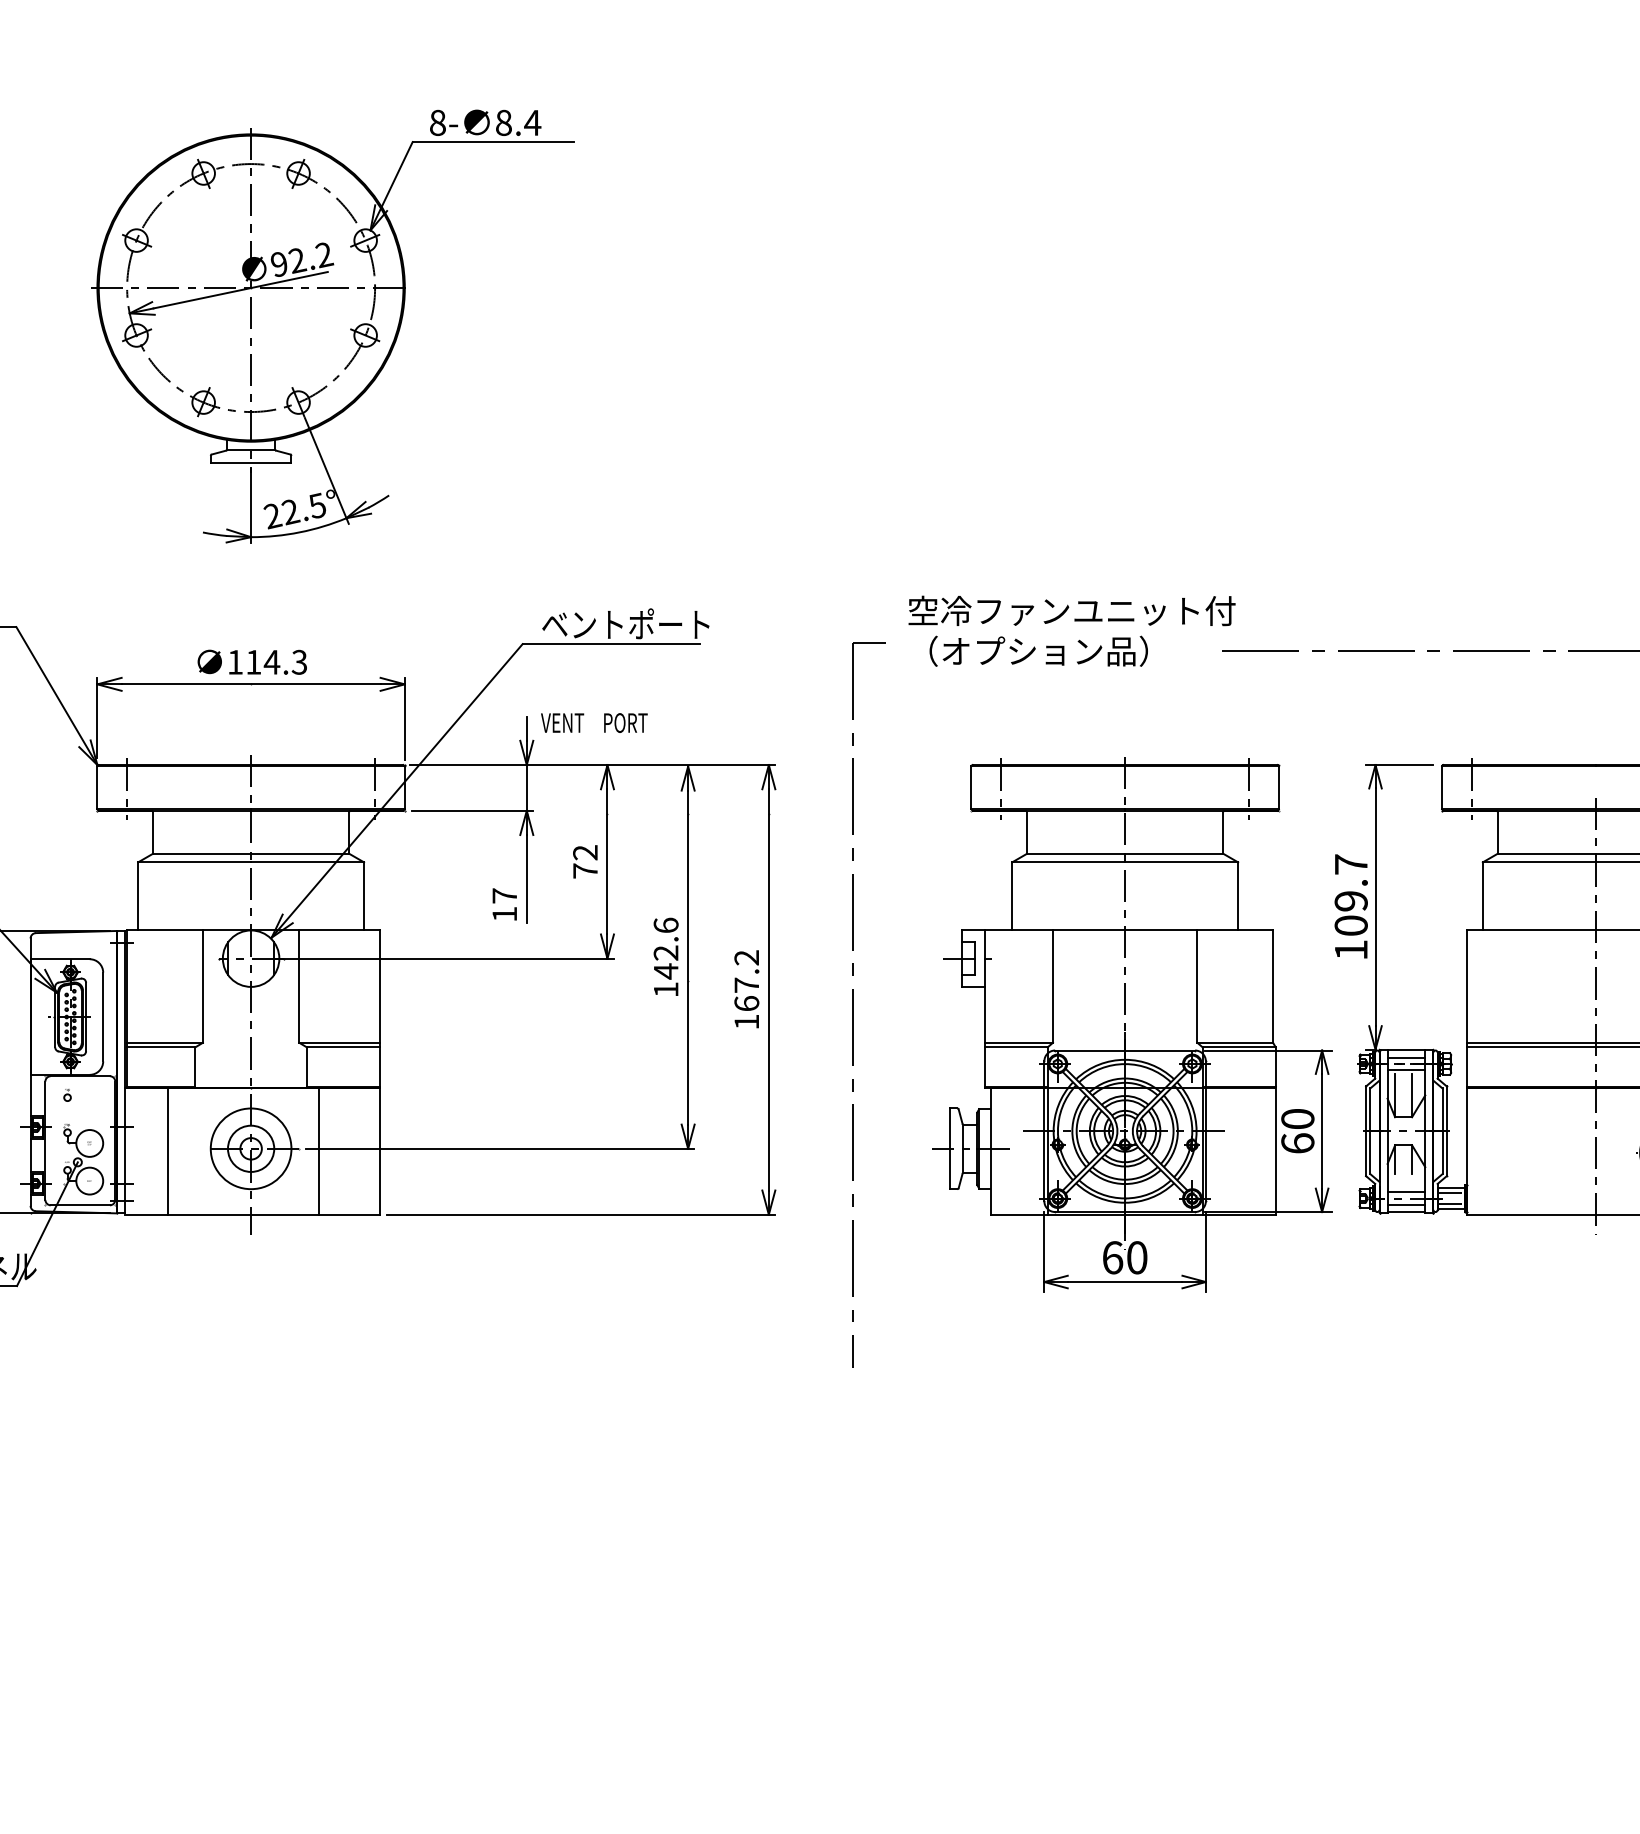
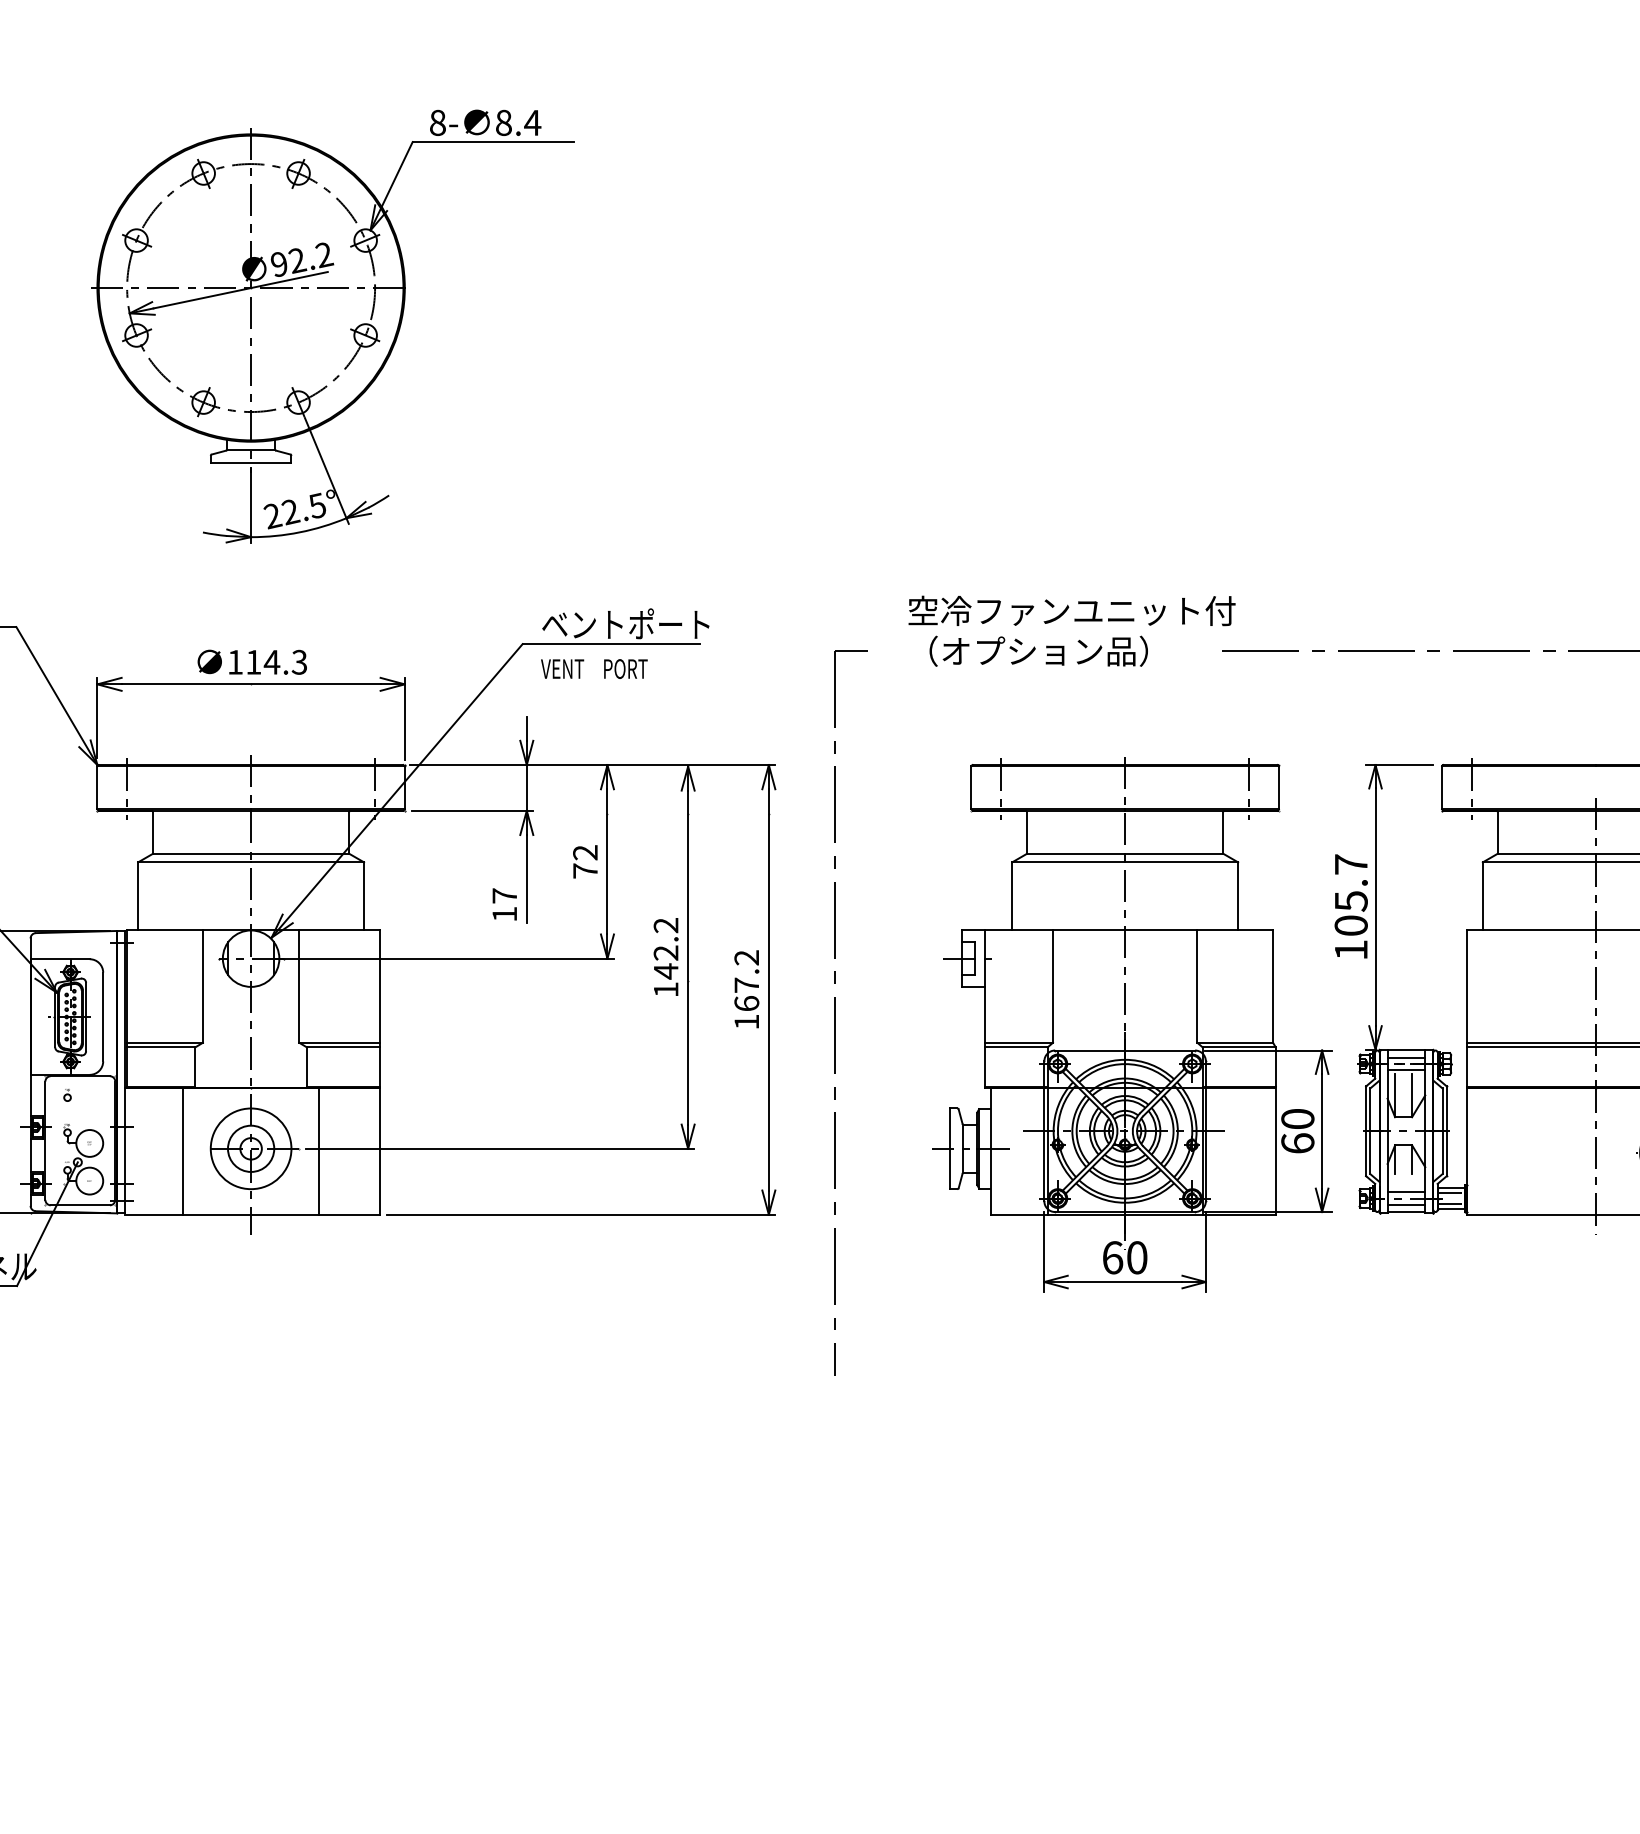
text position: (594, 722) -> (594, 668) (594, 668)
text: 109.7 -> 105.7 (1350, 901)
text: 142.6 -> 142.2 (665, 925)
part position: (853, 1004) -> (835, 1012) (835, 1012)
line position: (168, 1150) -> (183, 1150) (183, 1150)
